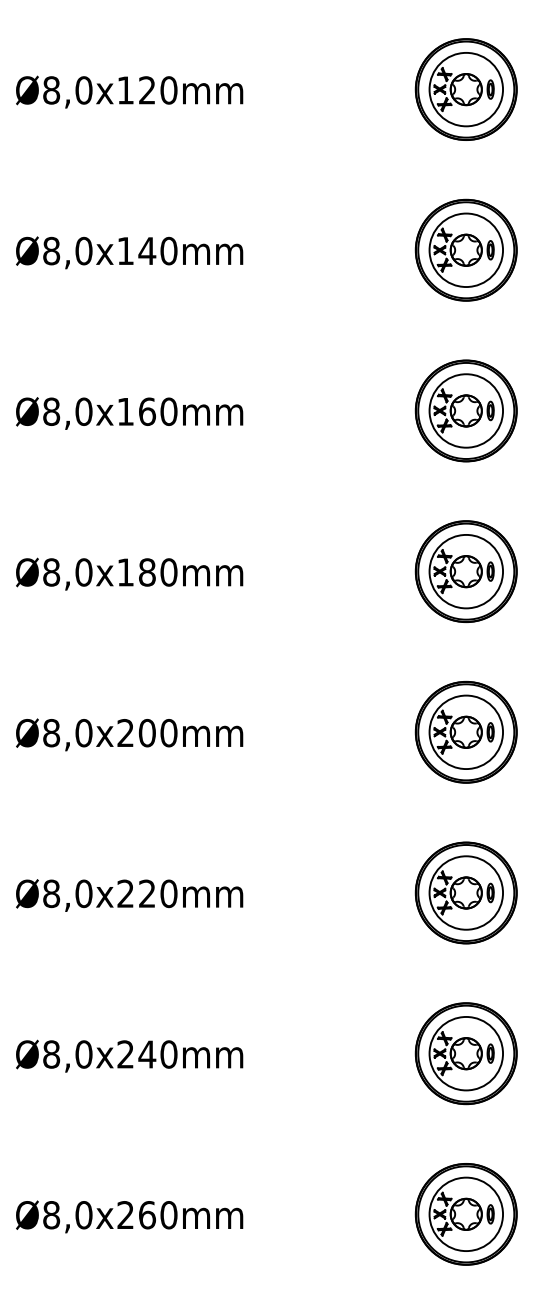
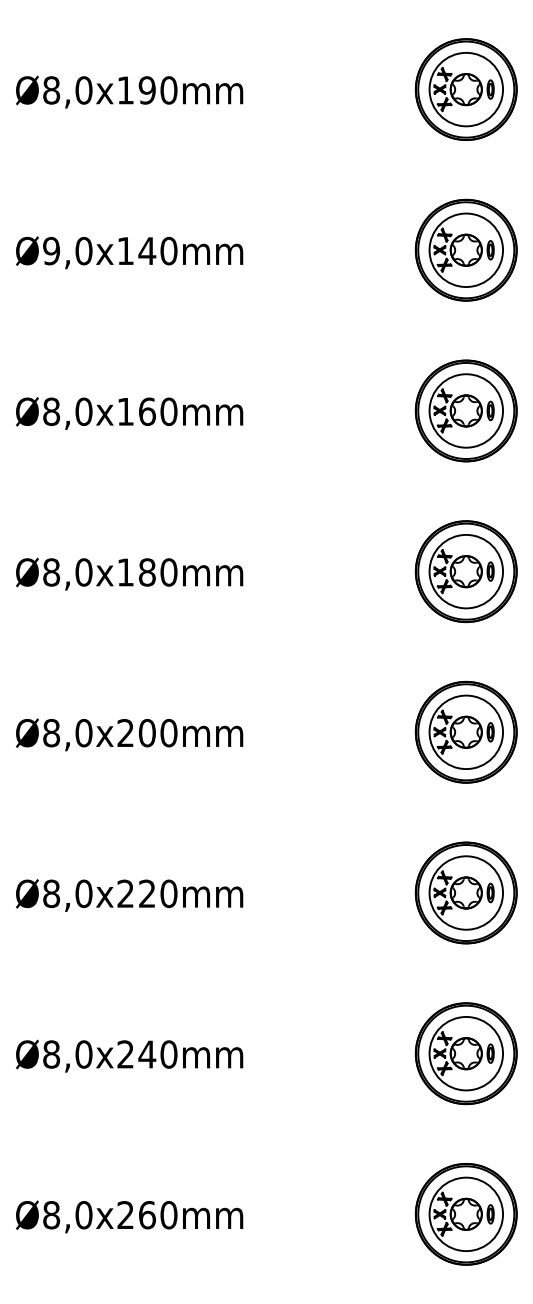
text: Ø8,0x120mm -> Ø8,0x190mm (146, 90)
text: Ø8,0x140mm -> Ø9,0x140mm (51, 251)
